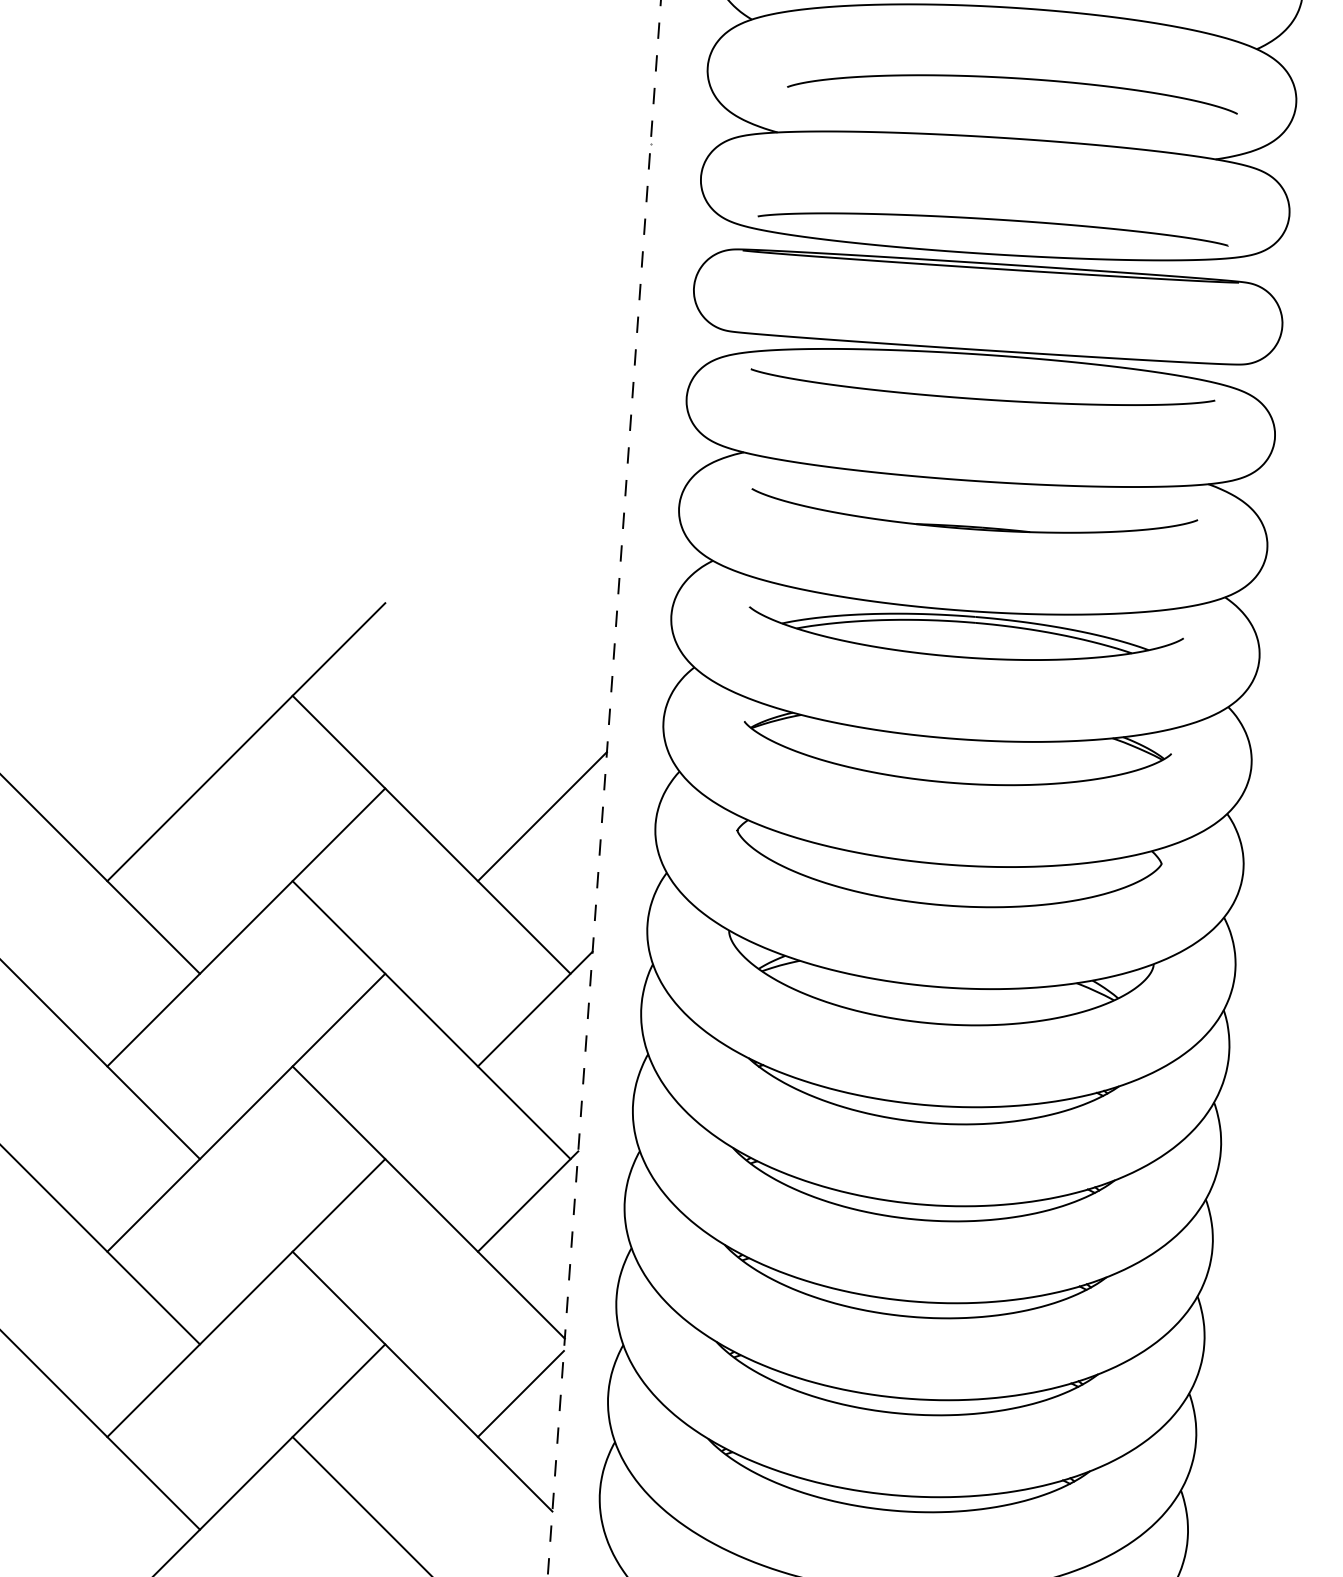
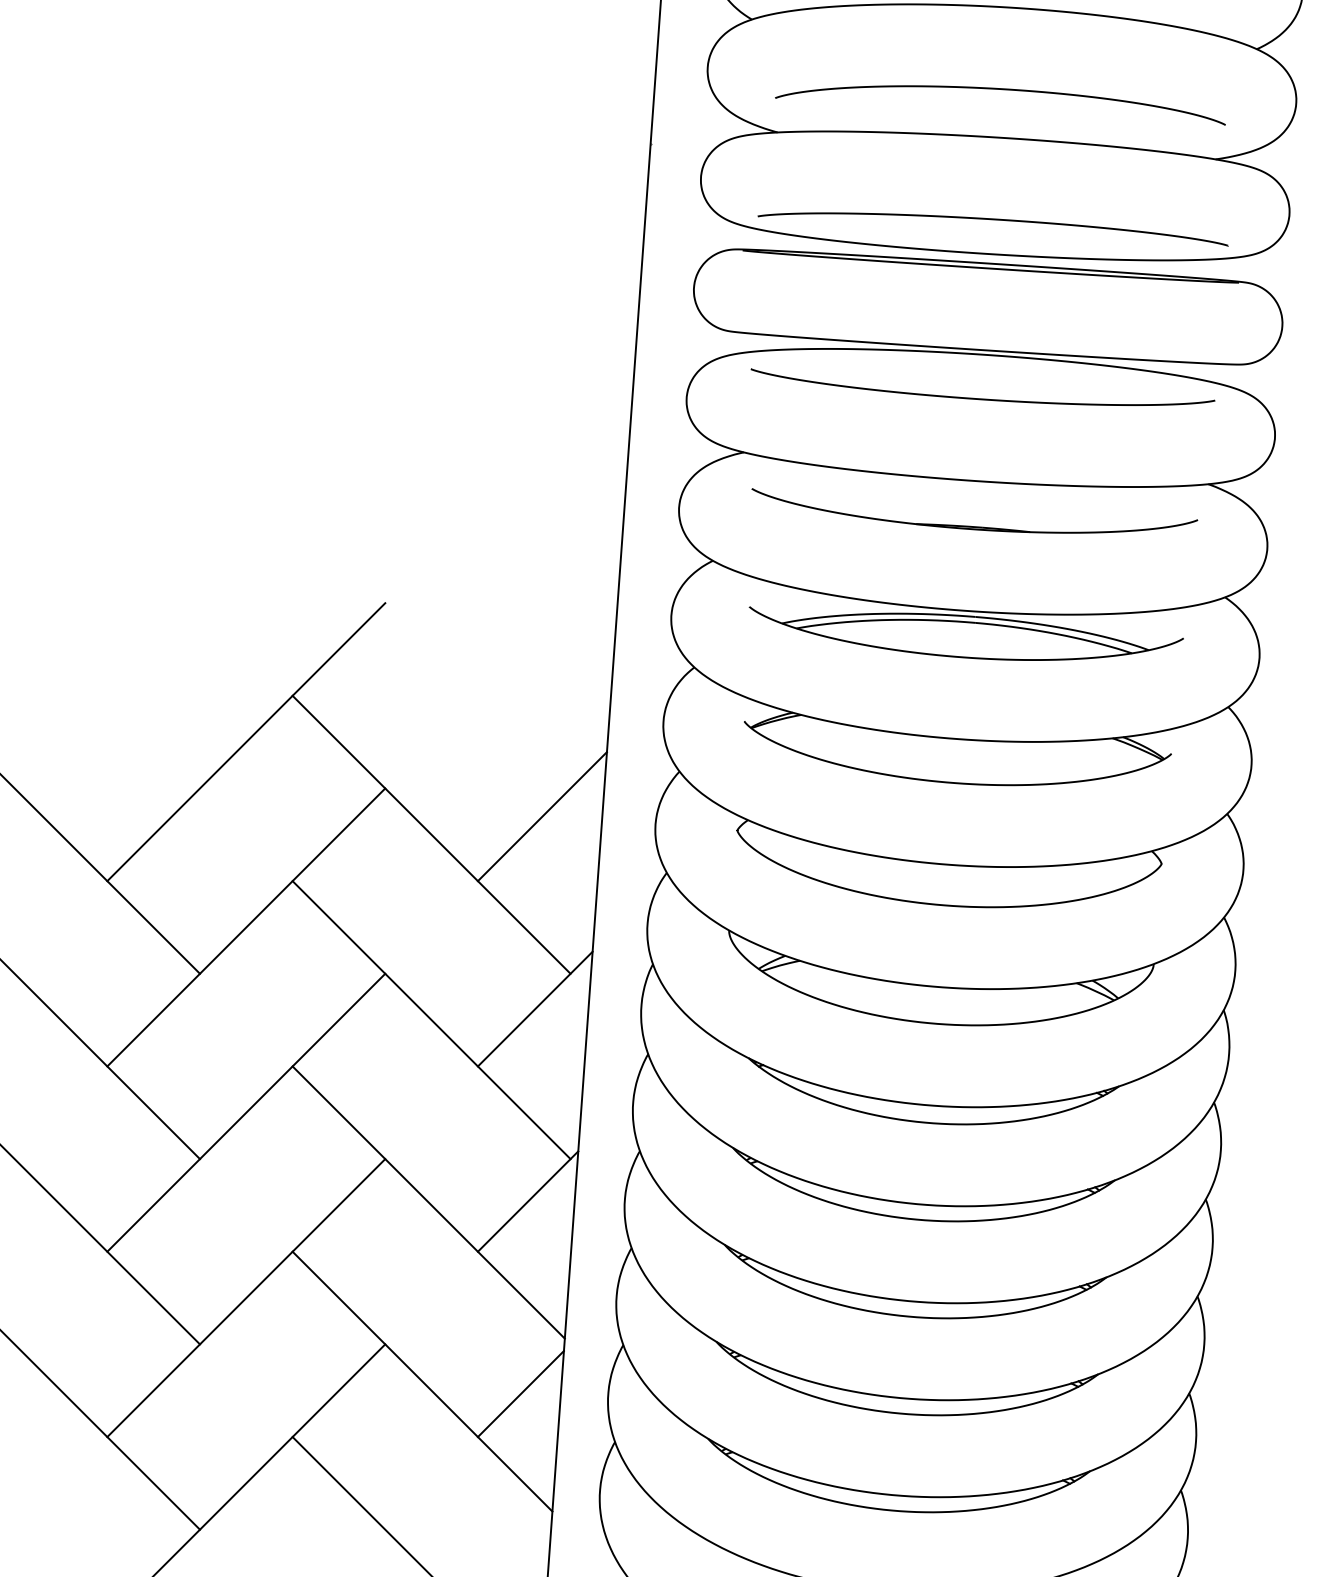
curve position: (1014, 79) -> (1002, 90) (1002, 90)
line: dashed -> solid (604, 788)
